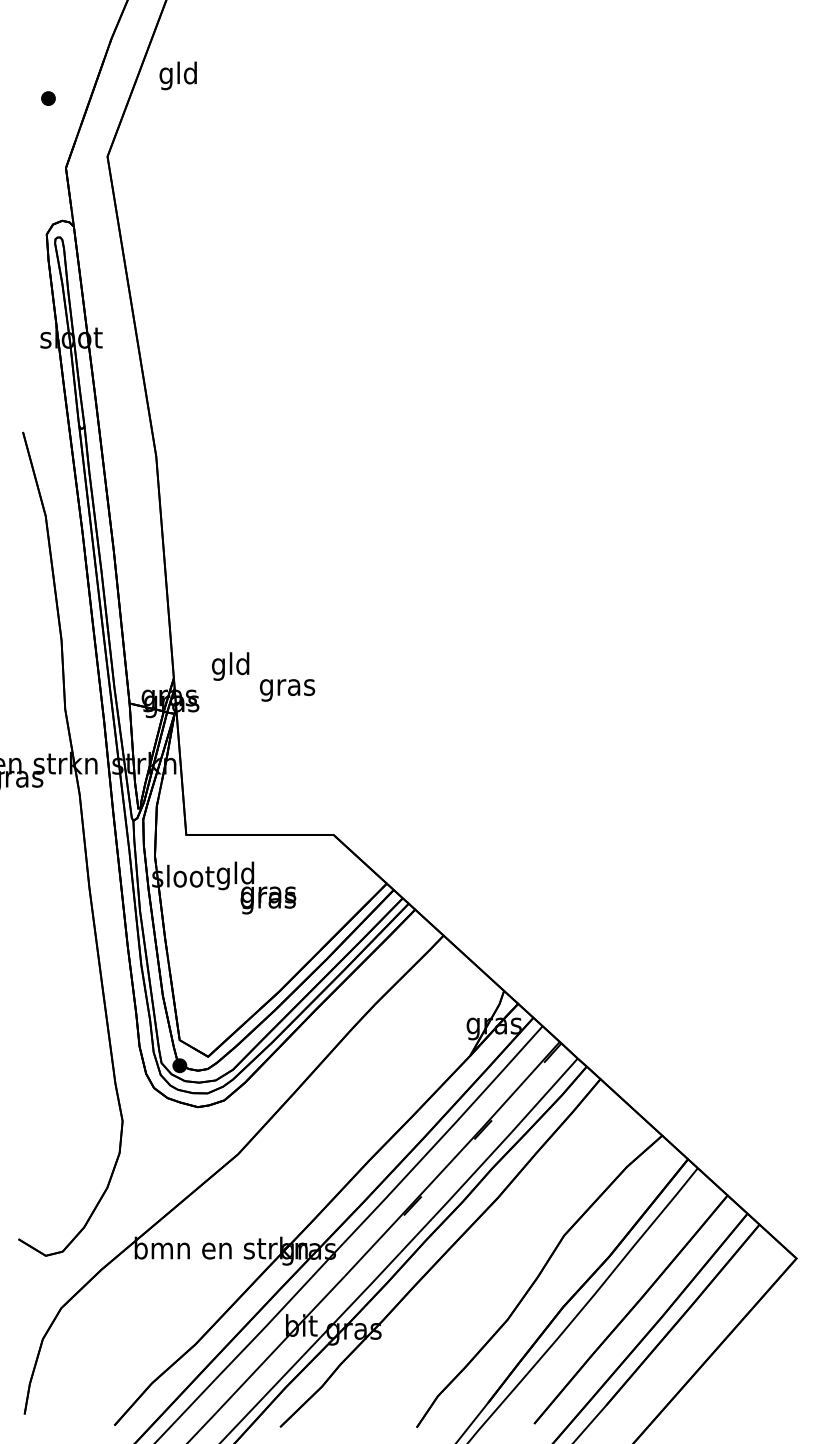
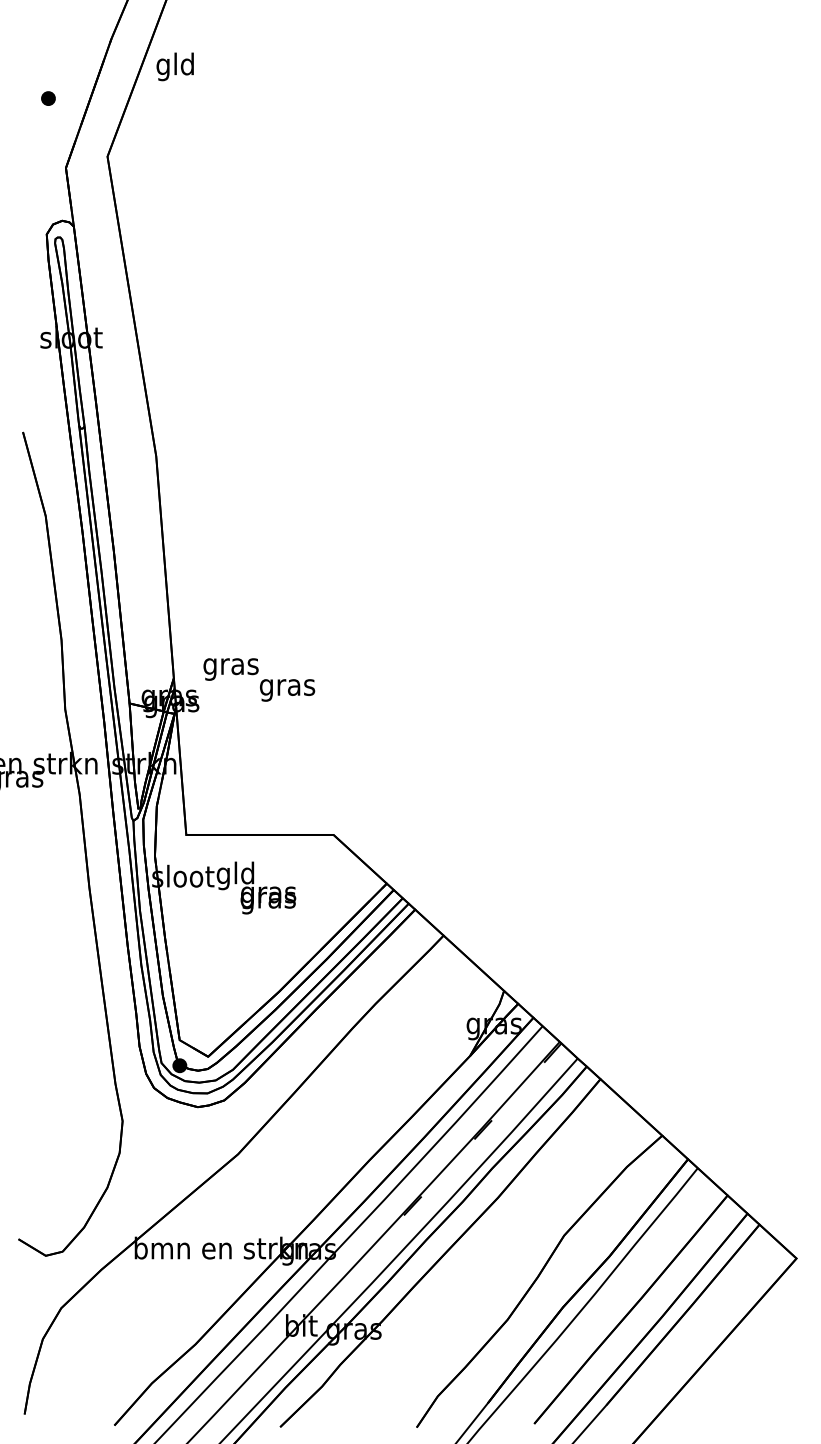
text position: (177, 75) -> (174, 66) (174, 66)
text: gld -> gras (230, 666)
